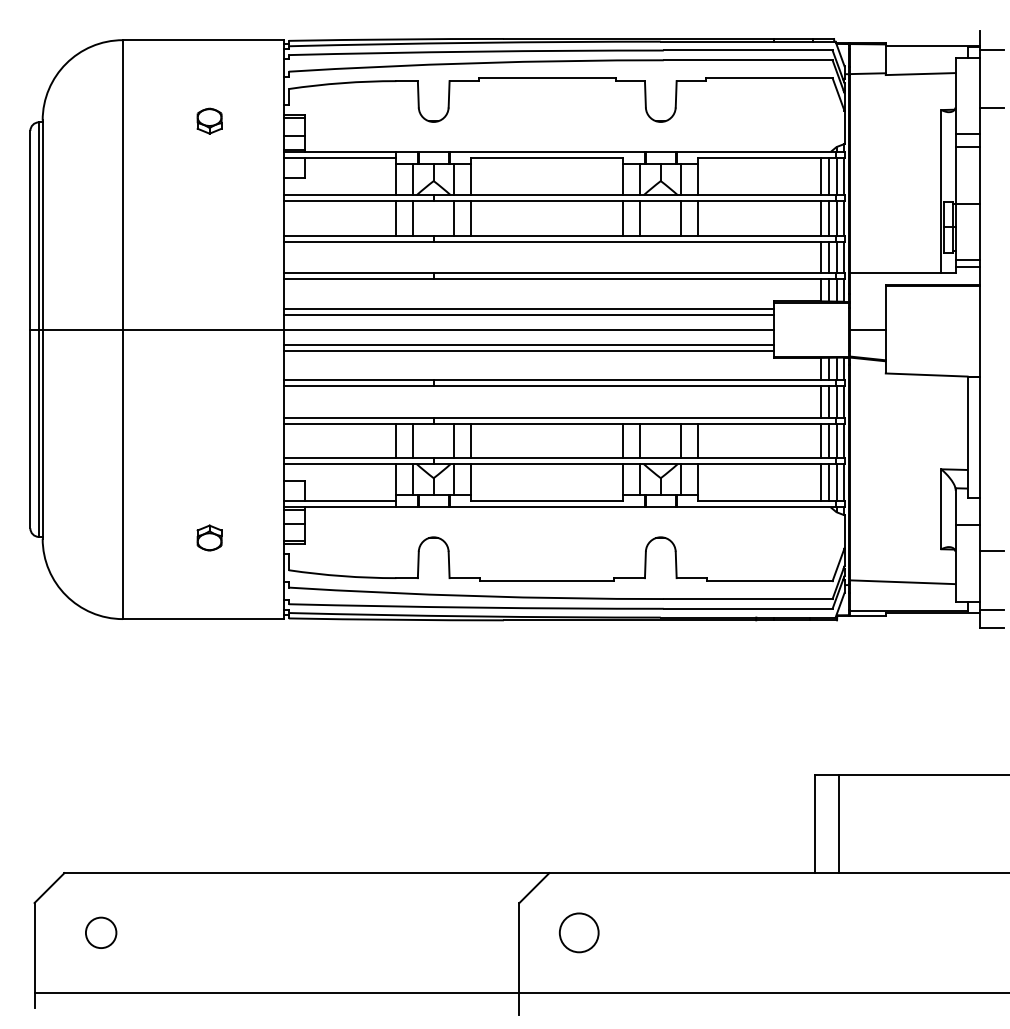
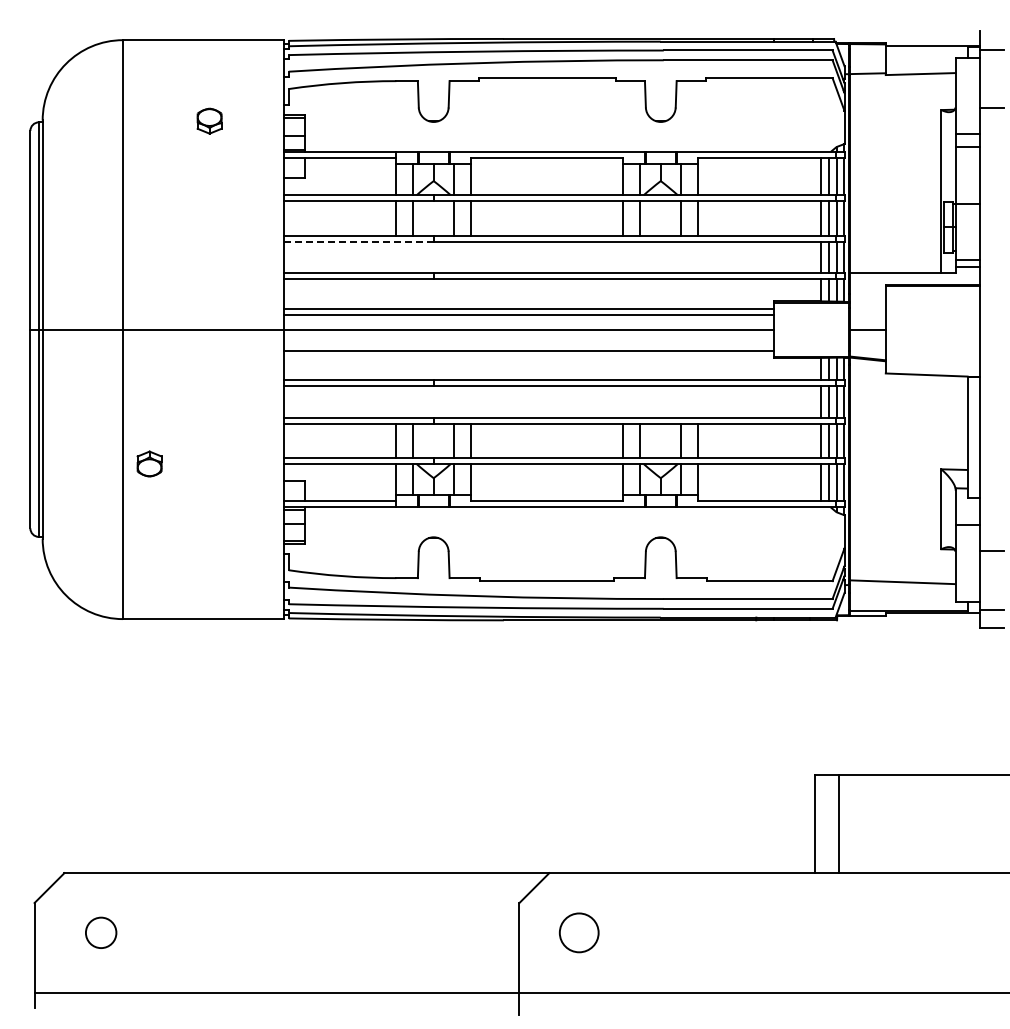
line: solid -> dashed (359, 241)
line: present -> none (529, 344)
part position: (209, 537) -> (149, 463) (149, 463)
